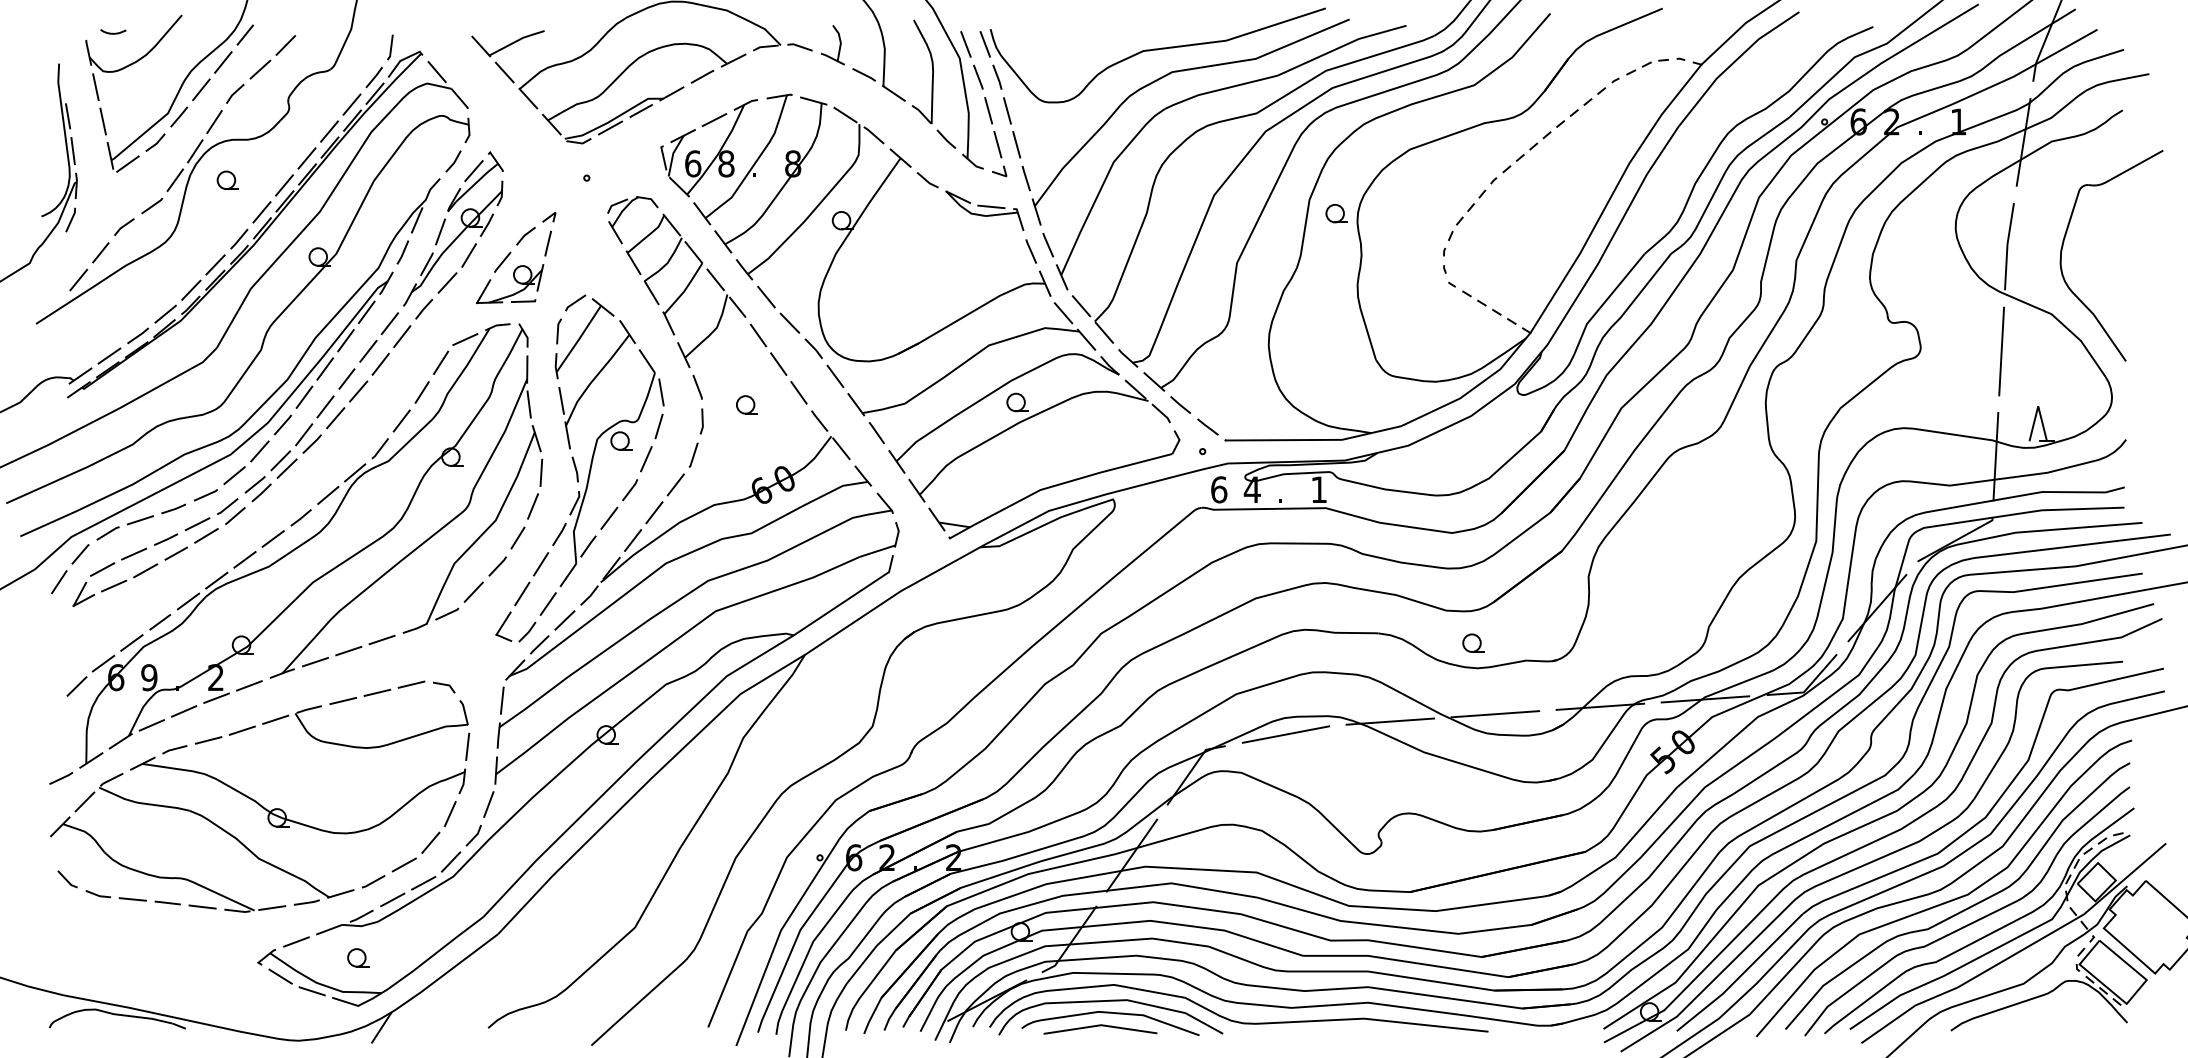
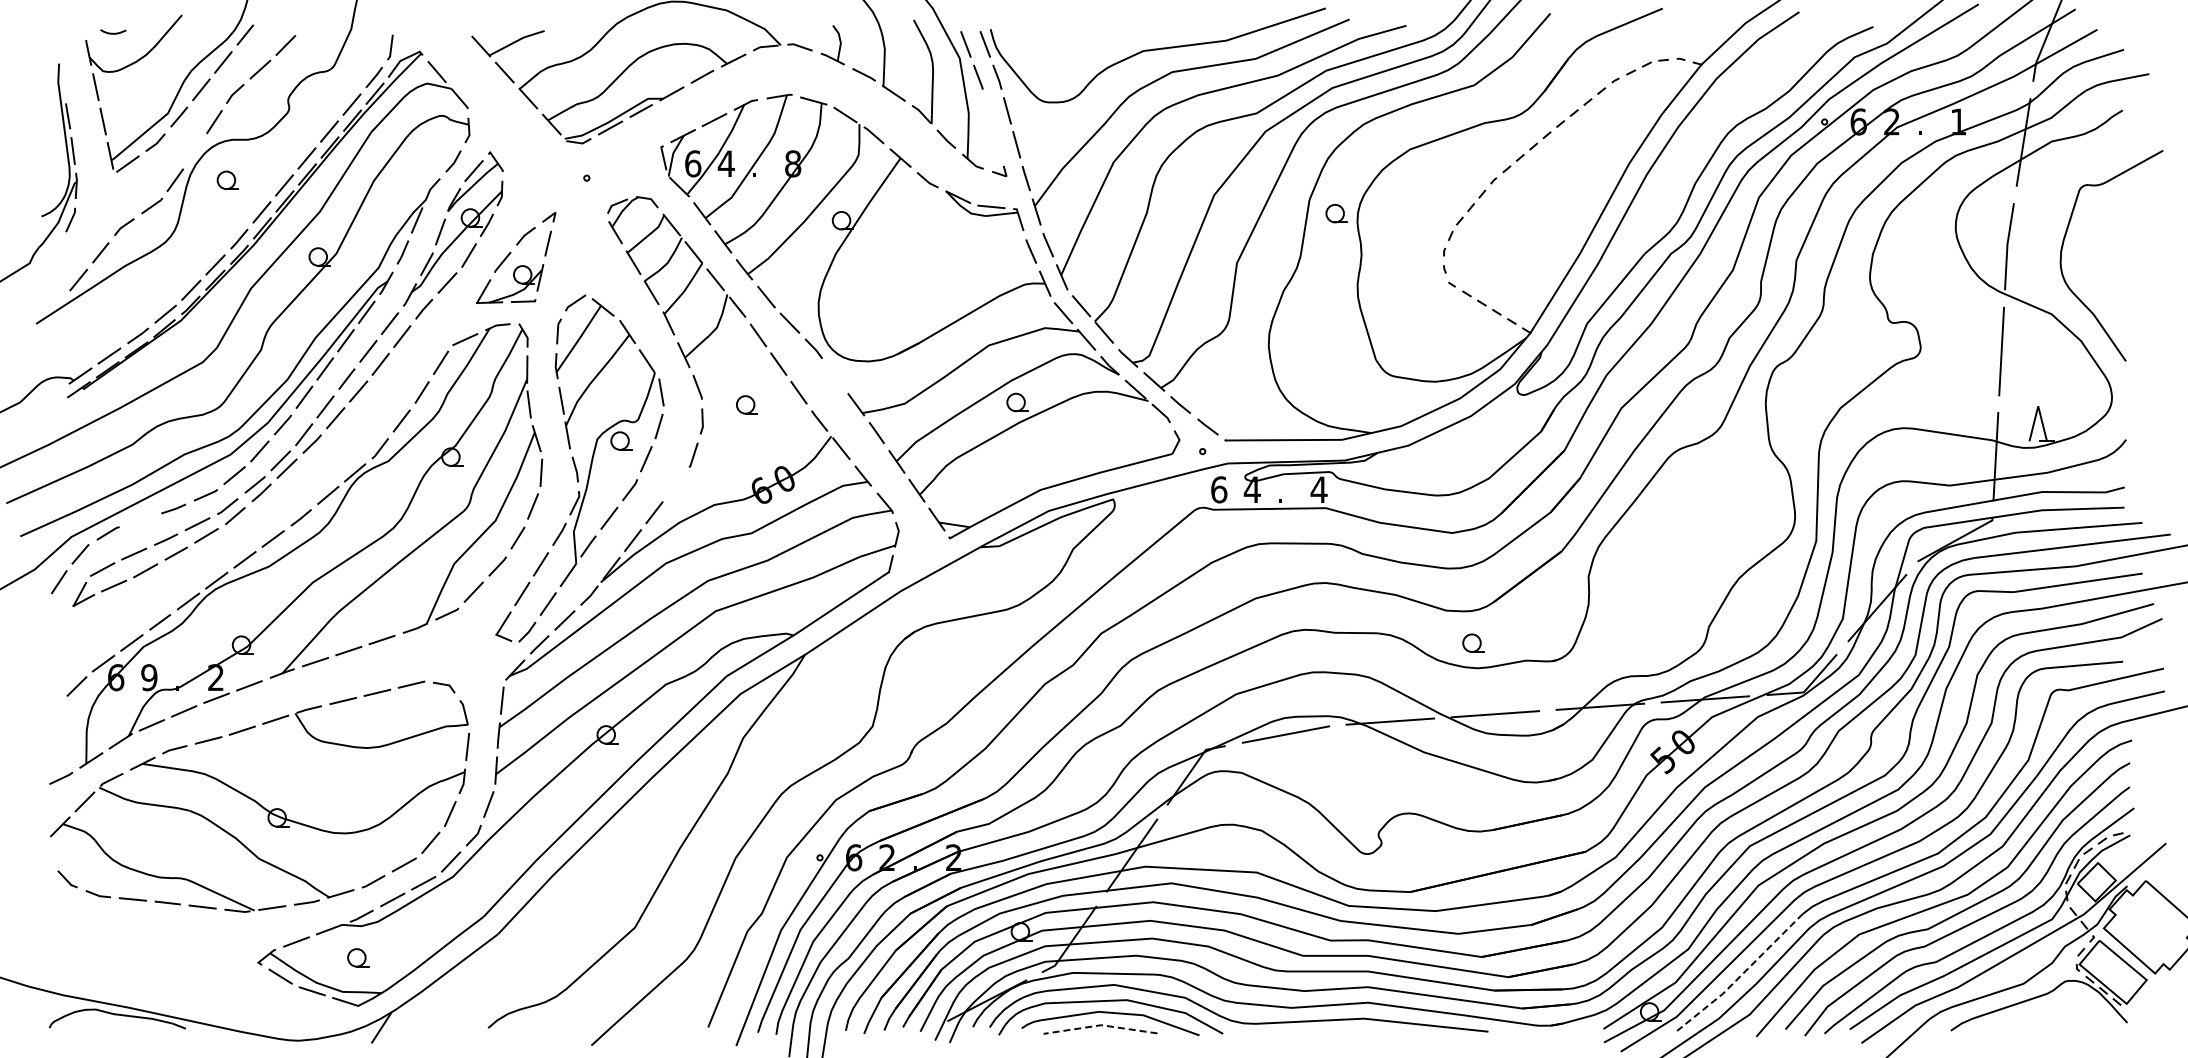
line: present -> none (992, 124)
line: present -> none (195, 151)
text: 8 -> 4 (725, 163)
line: present -> none (835, 376)
line: present -> none (675, 484)
text: 1 -> 4 (1318, 489)
line: present -> none (140, 520)
line: solid -> dashed (1741, 974)
line: solid -> dashed (1100, 1025)
